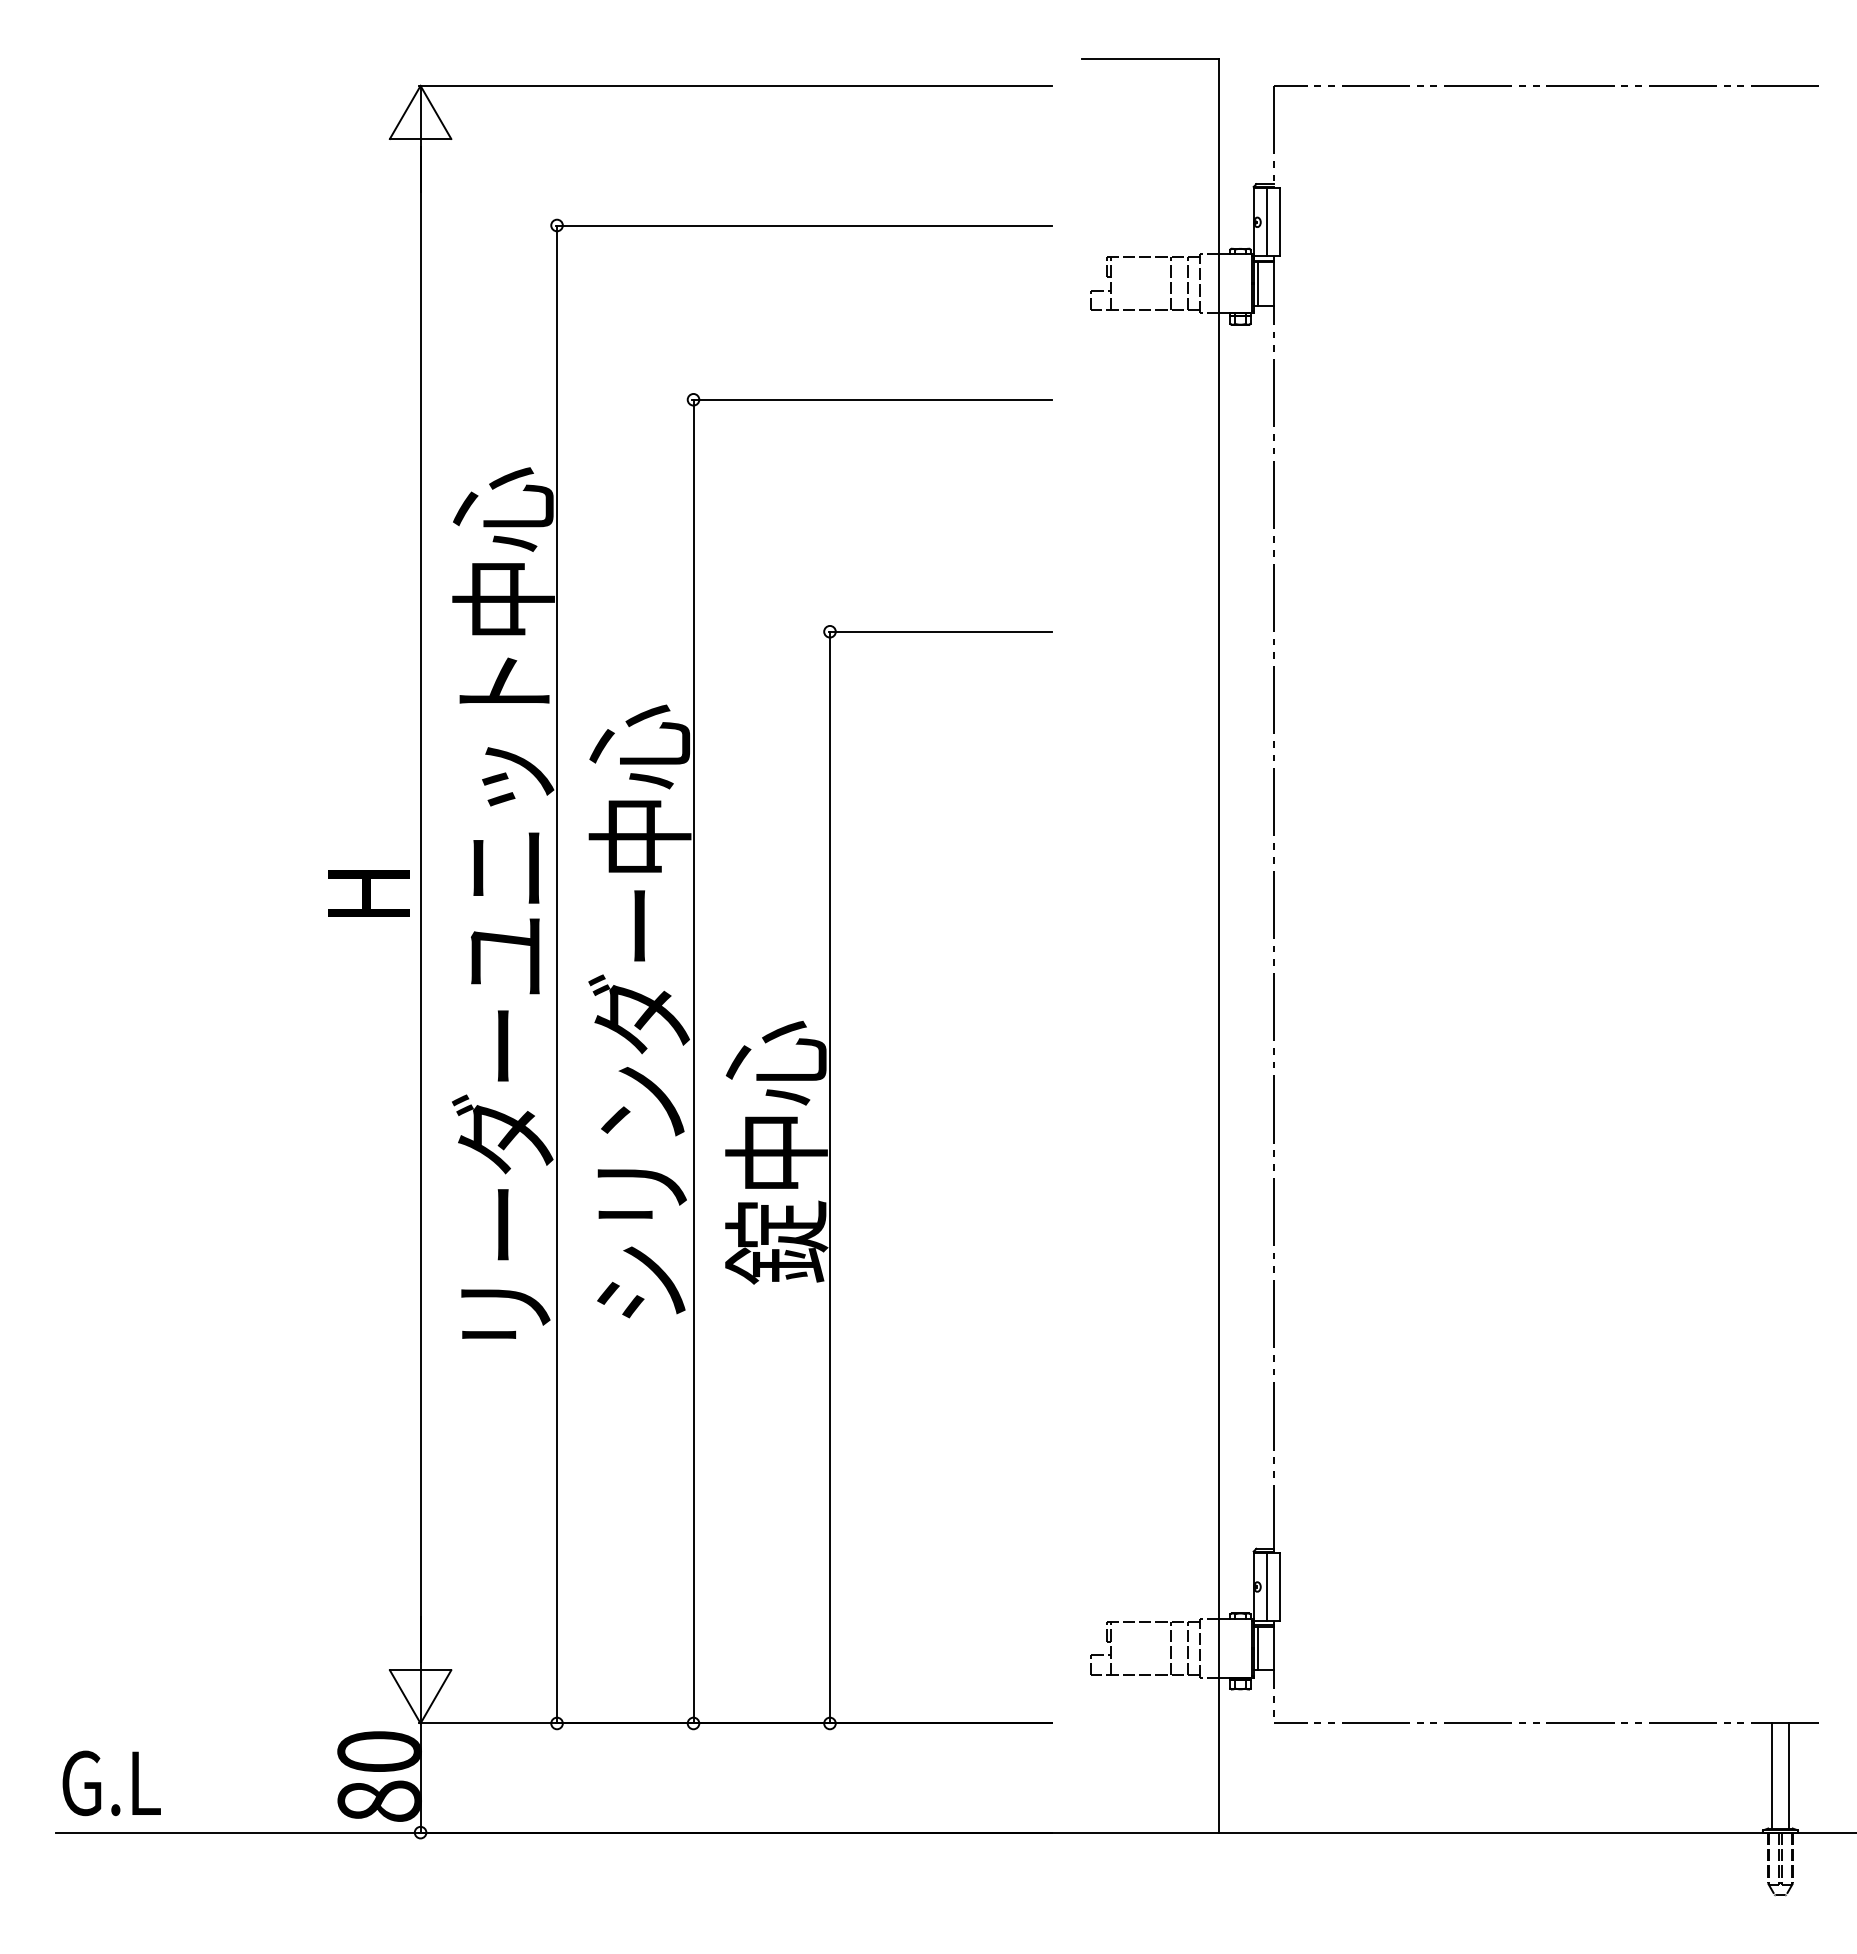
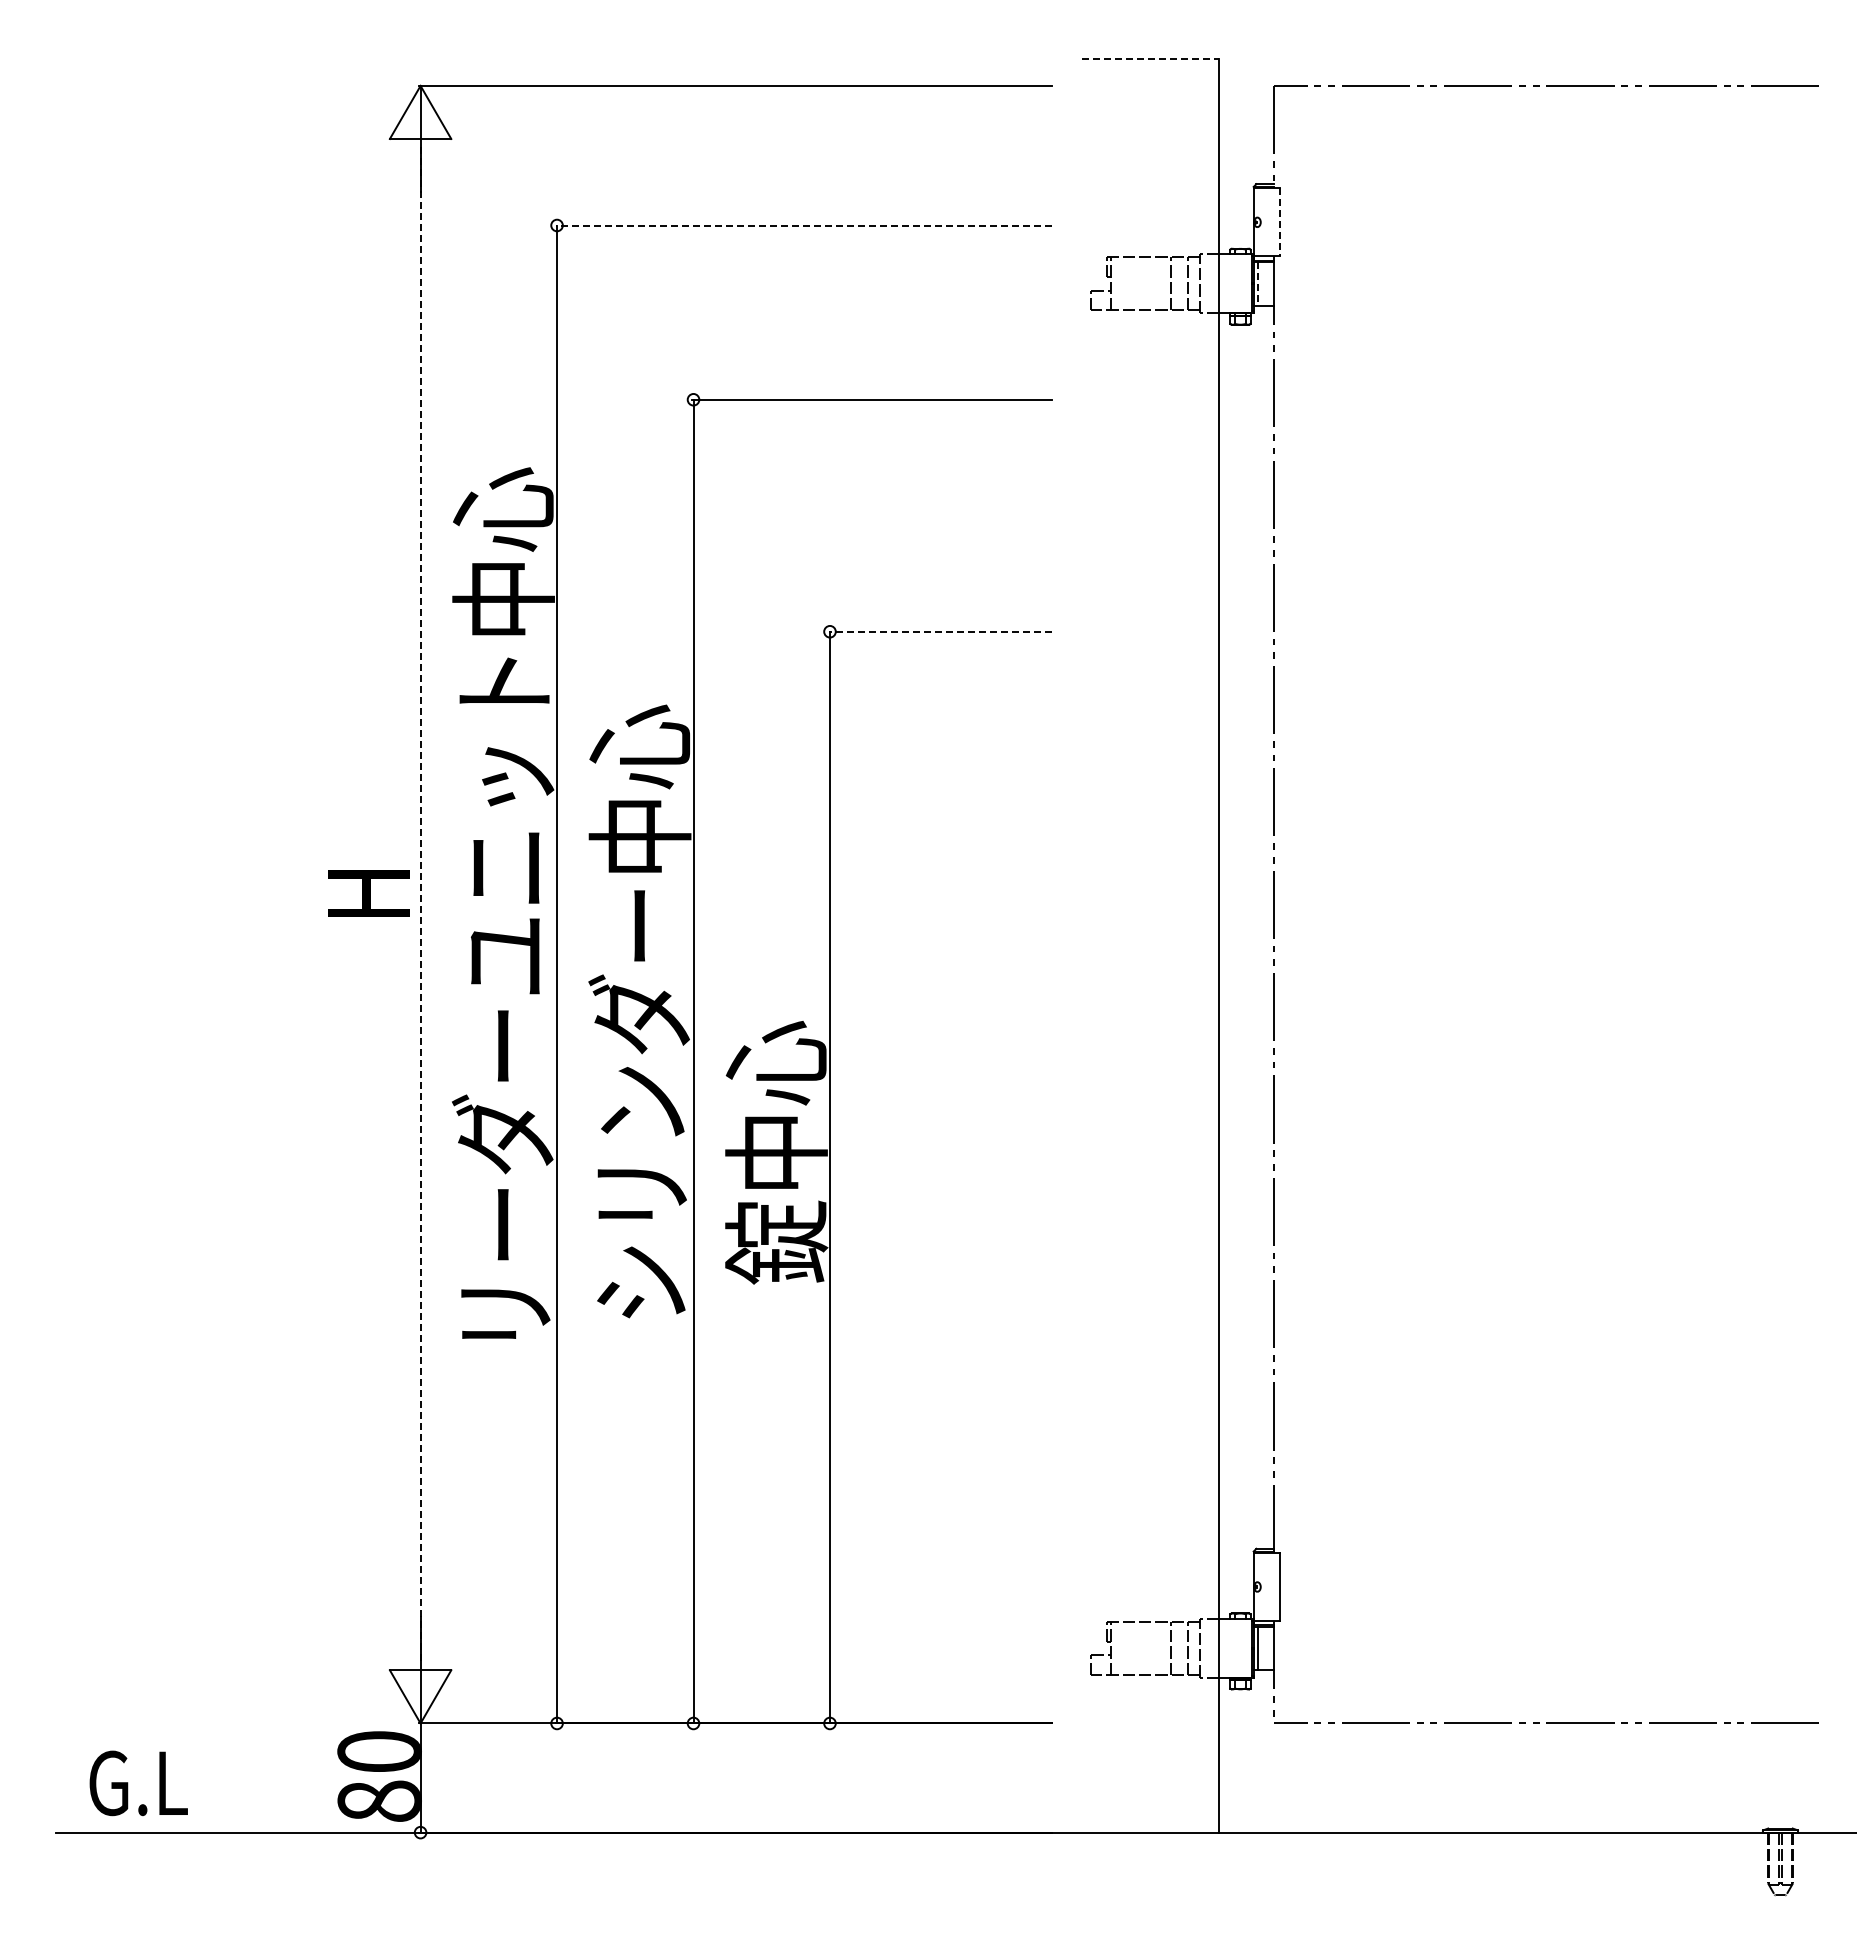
line: solid -> dashed (1151, 58)
line: present -> none (1266, 222)
line: solid -> dashed (1280, 222)
line: solid -> dashed (803, 225)
line: solid -> dashed (1258, 283)
line: solid -> dashed (940, 631)
line: solid -> dashed (420, 905)
line: present -> none (1266, 1586)
line: present -> none (1771, 1775)
line: present -> none (1789, 1775)
text position: (111, 1783) -> (138, 1783) (138, 1783)
